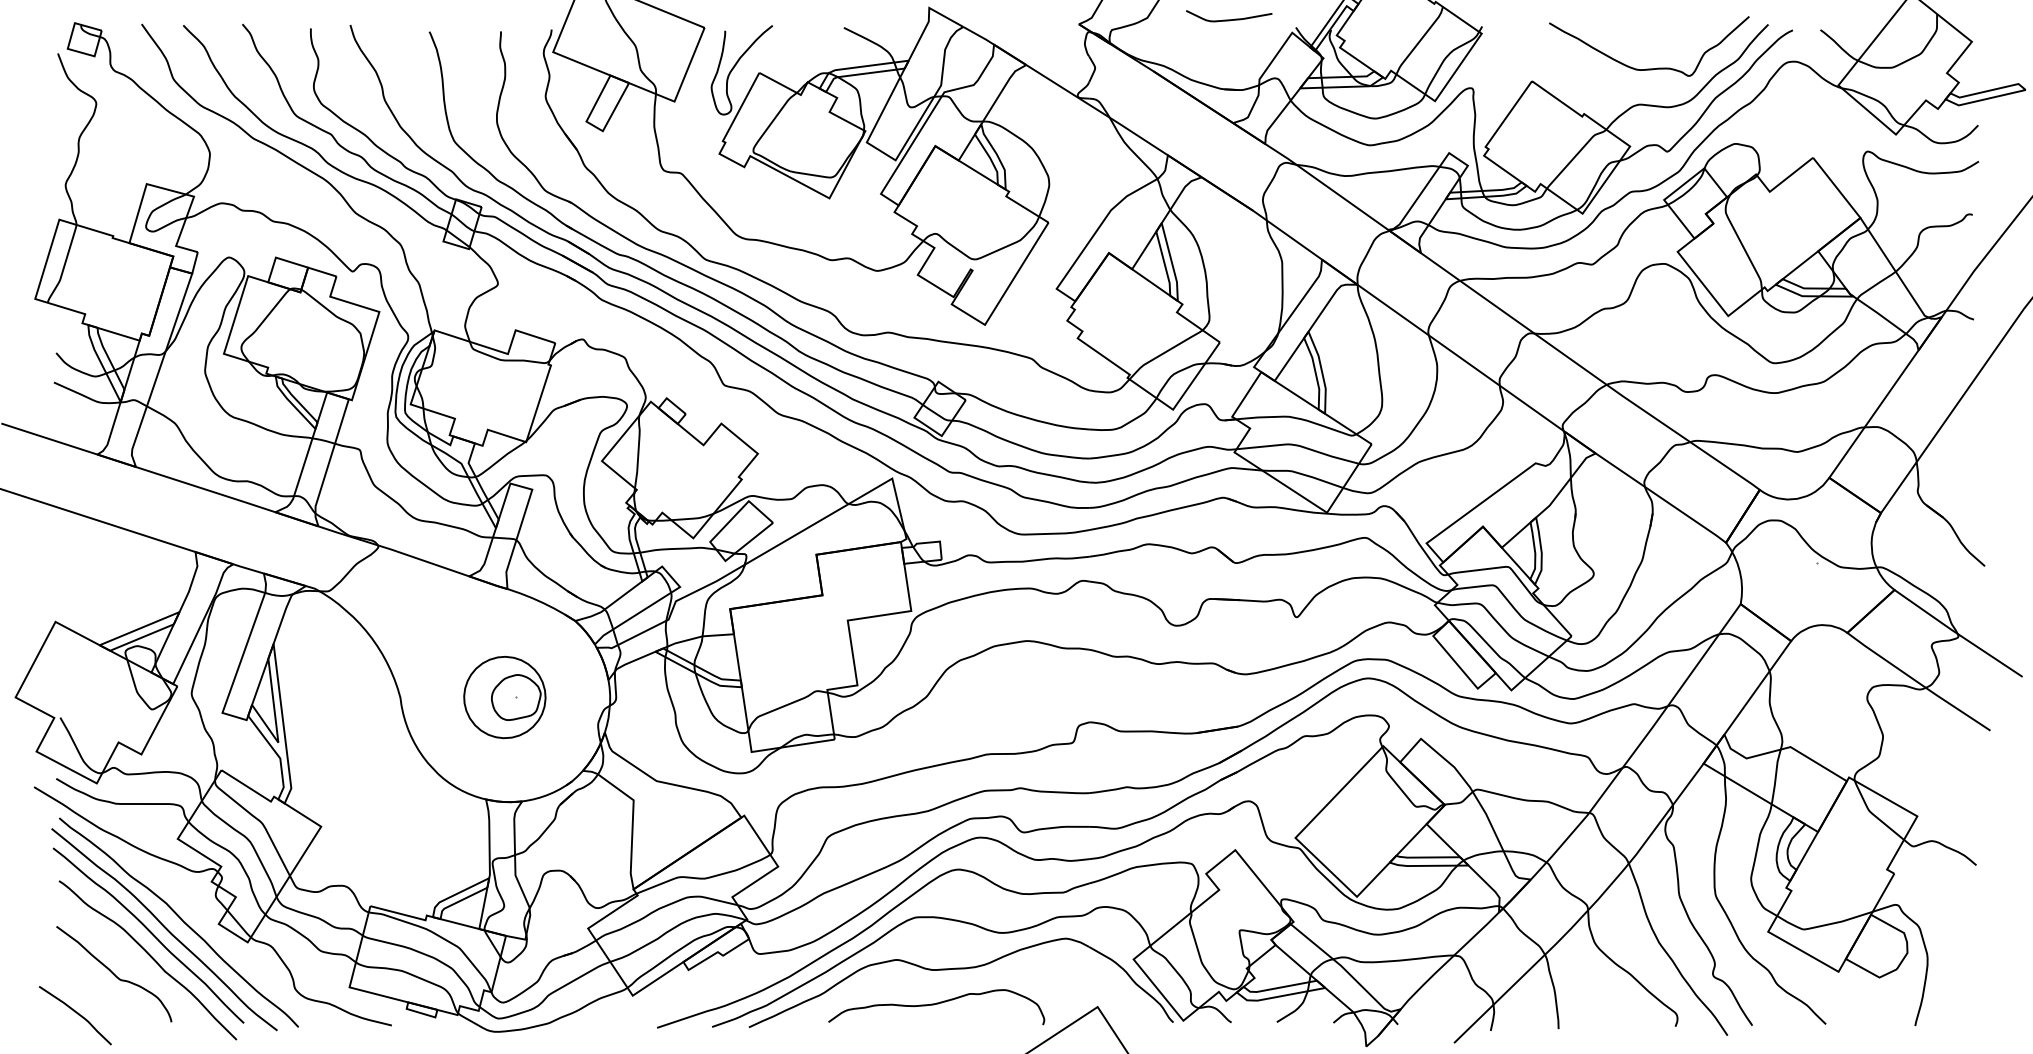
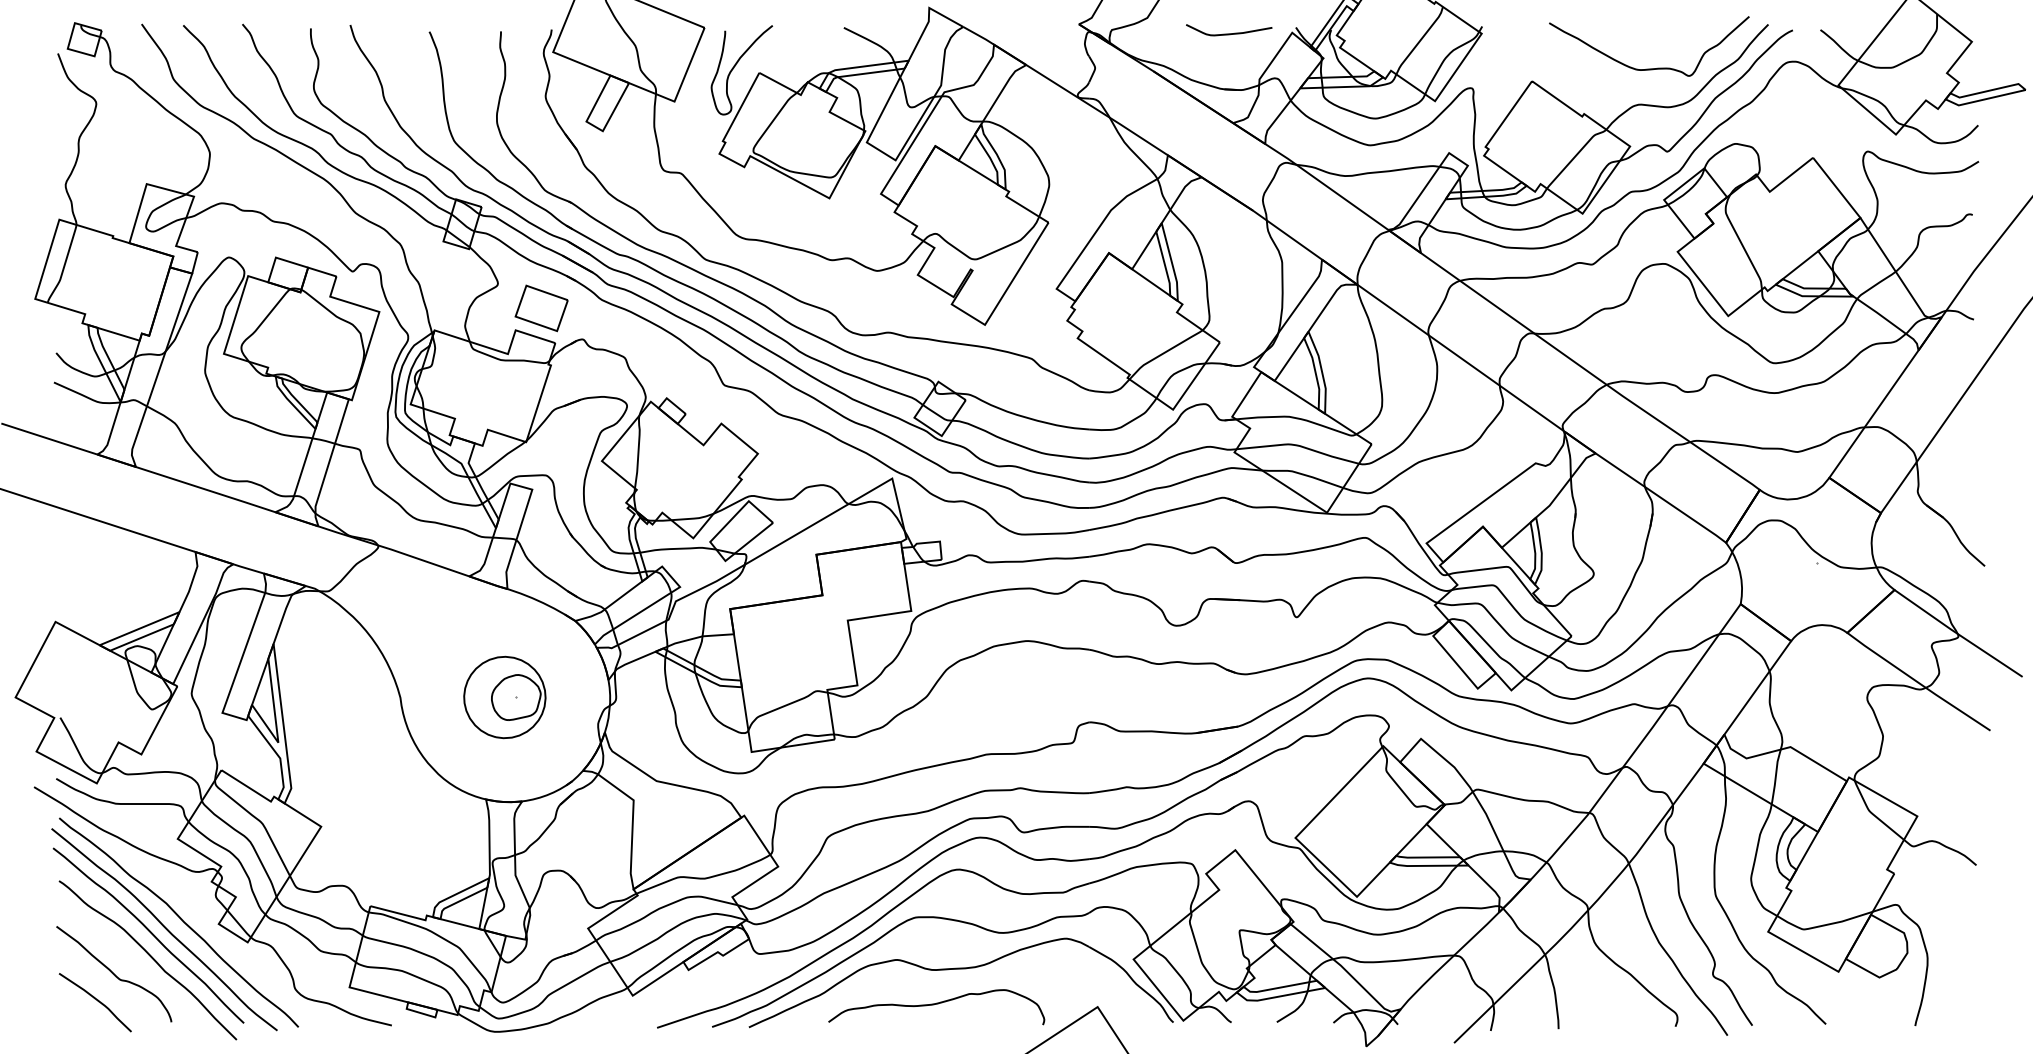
curve position: (1229, 19) -> (1229, 33) (1229, 33)
part: none -> present (541, 308)
curve position: (76, 1013) -> (96, 1000) (96, 1000)
